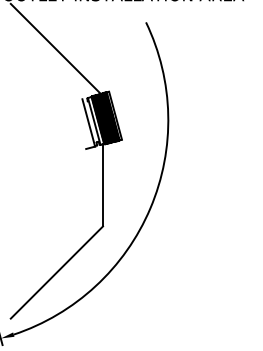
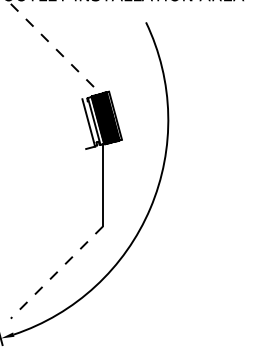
line: solid -> dashed (55, 49)
line: solid -> dashed (56, 272)
